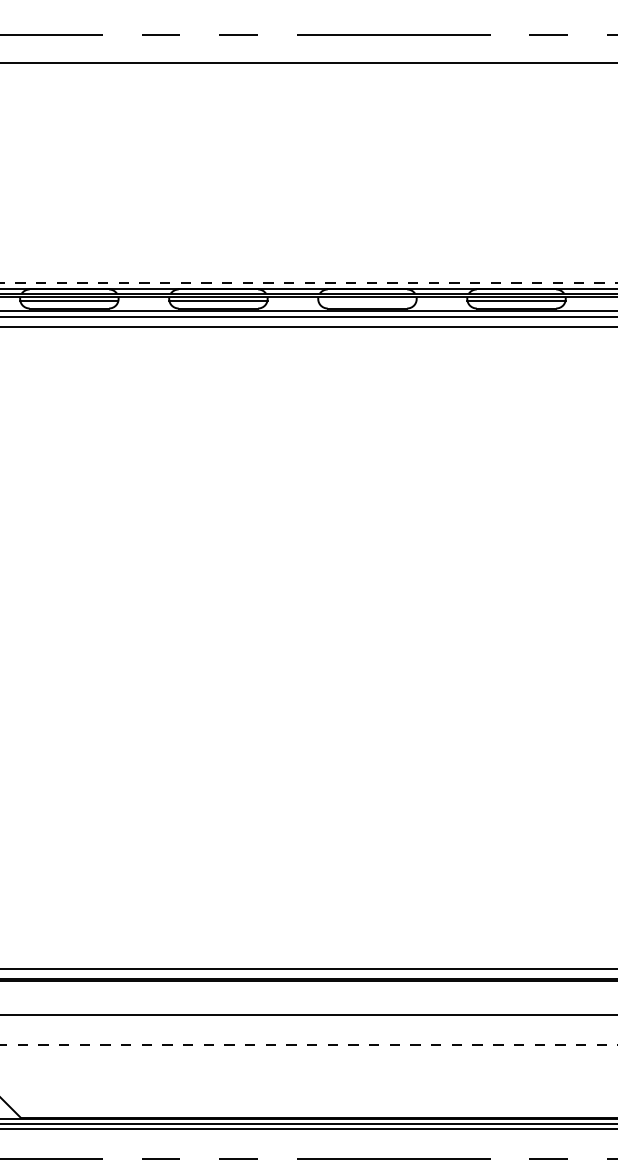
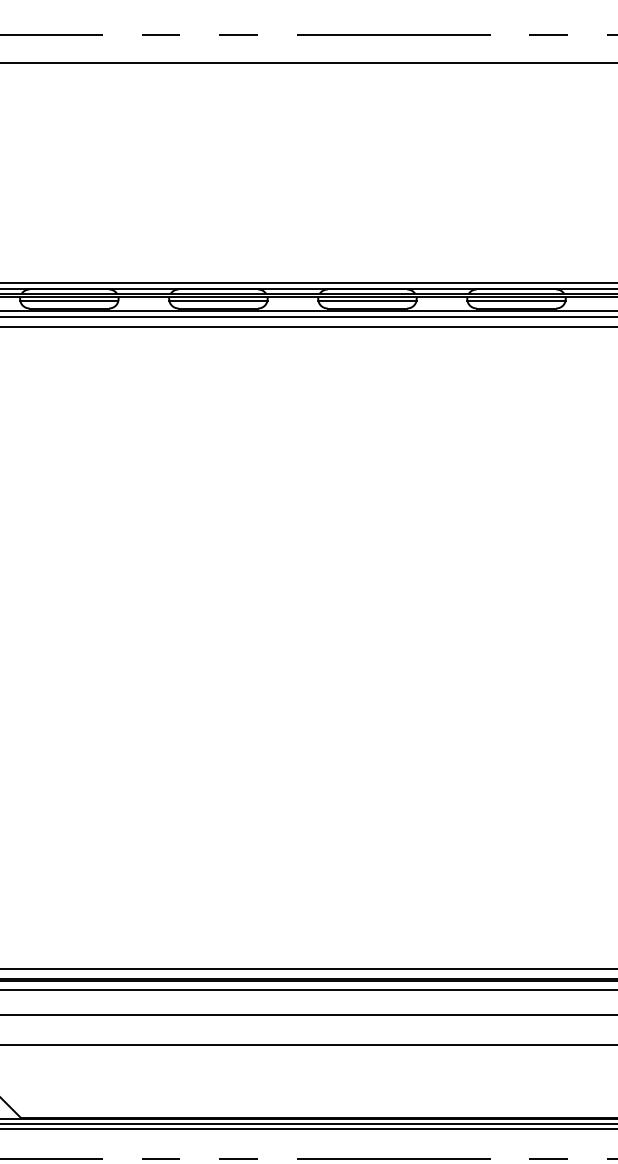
line: dashed -> solid (308, 282)
line: none -> present (367, 300)
line: none -> present (308, 990)
line: dashed -> solid (309, 1045)
